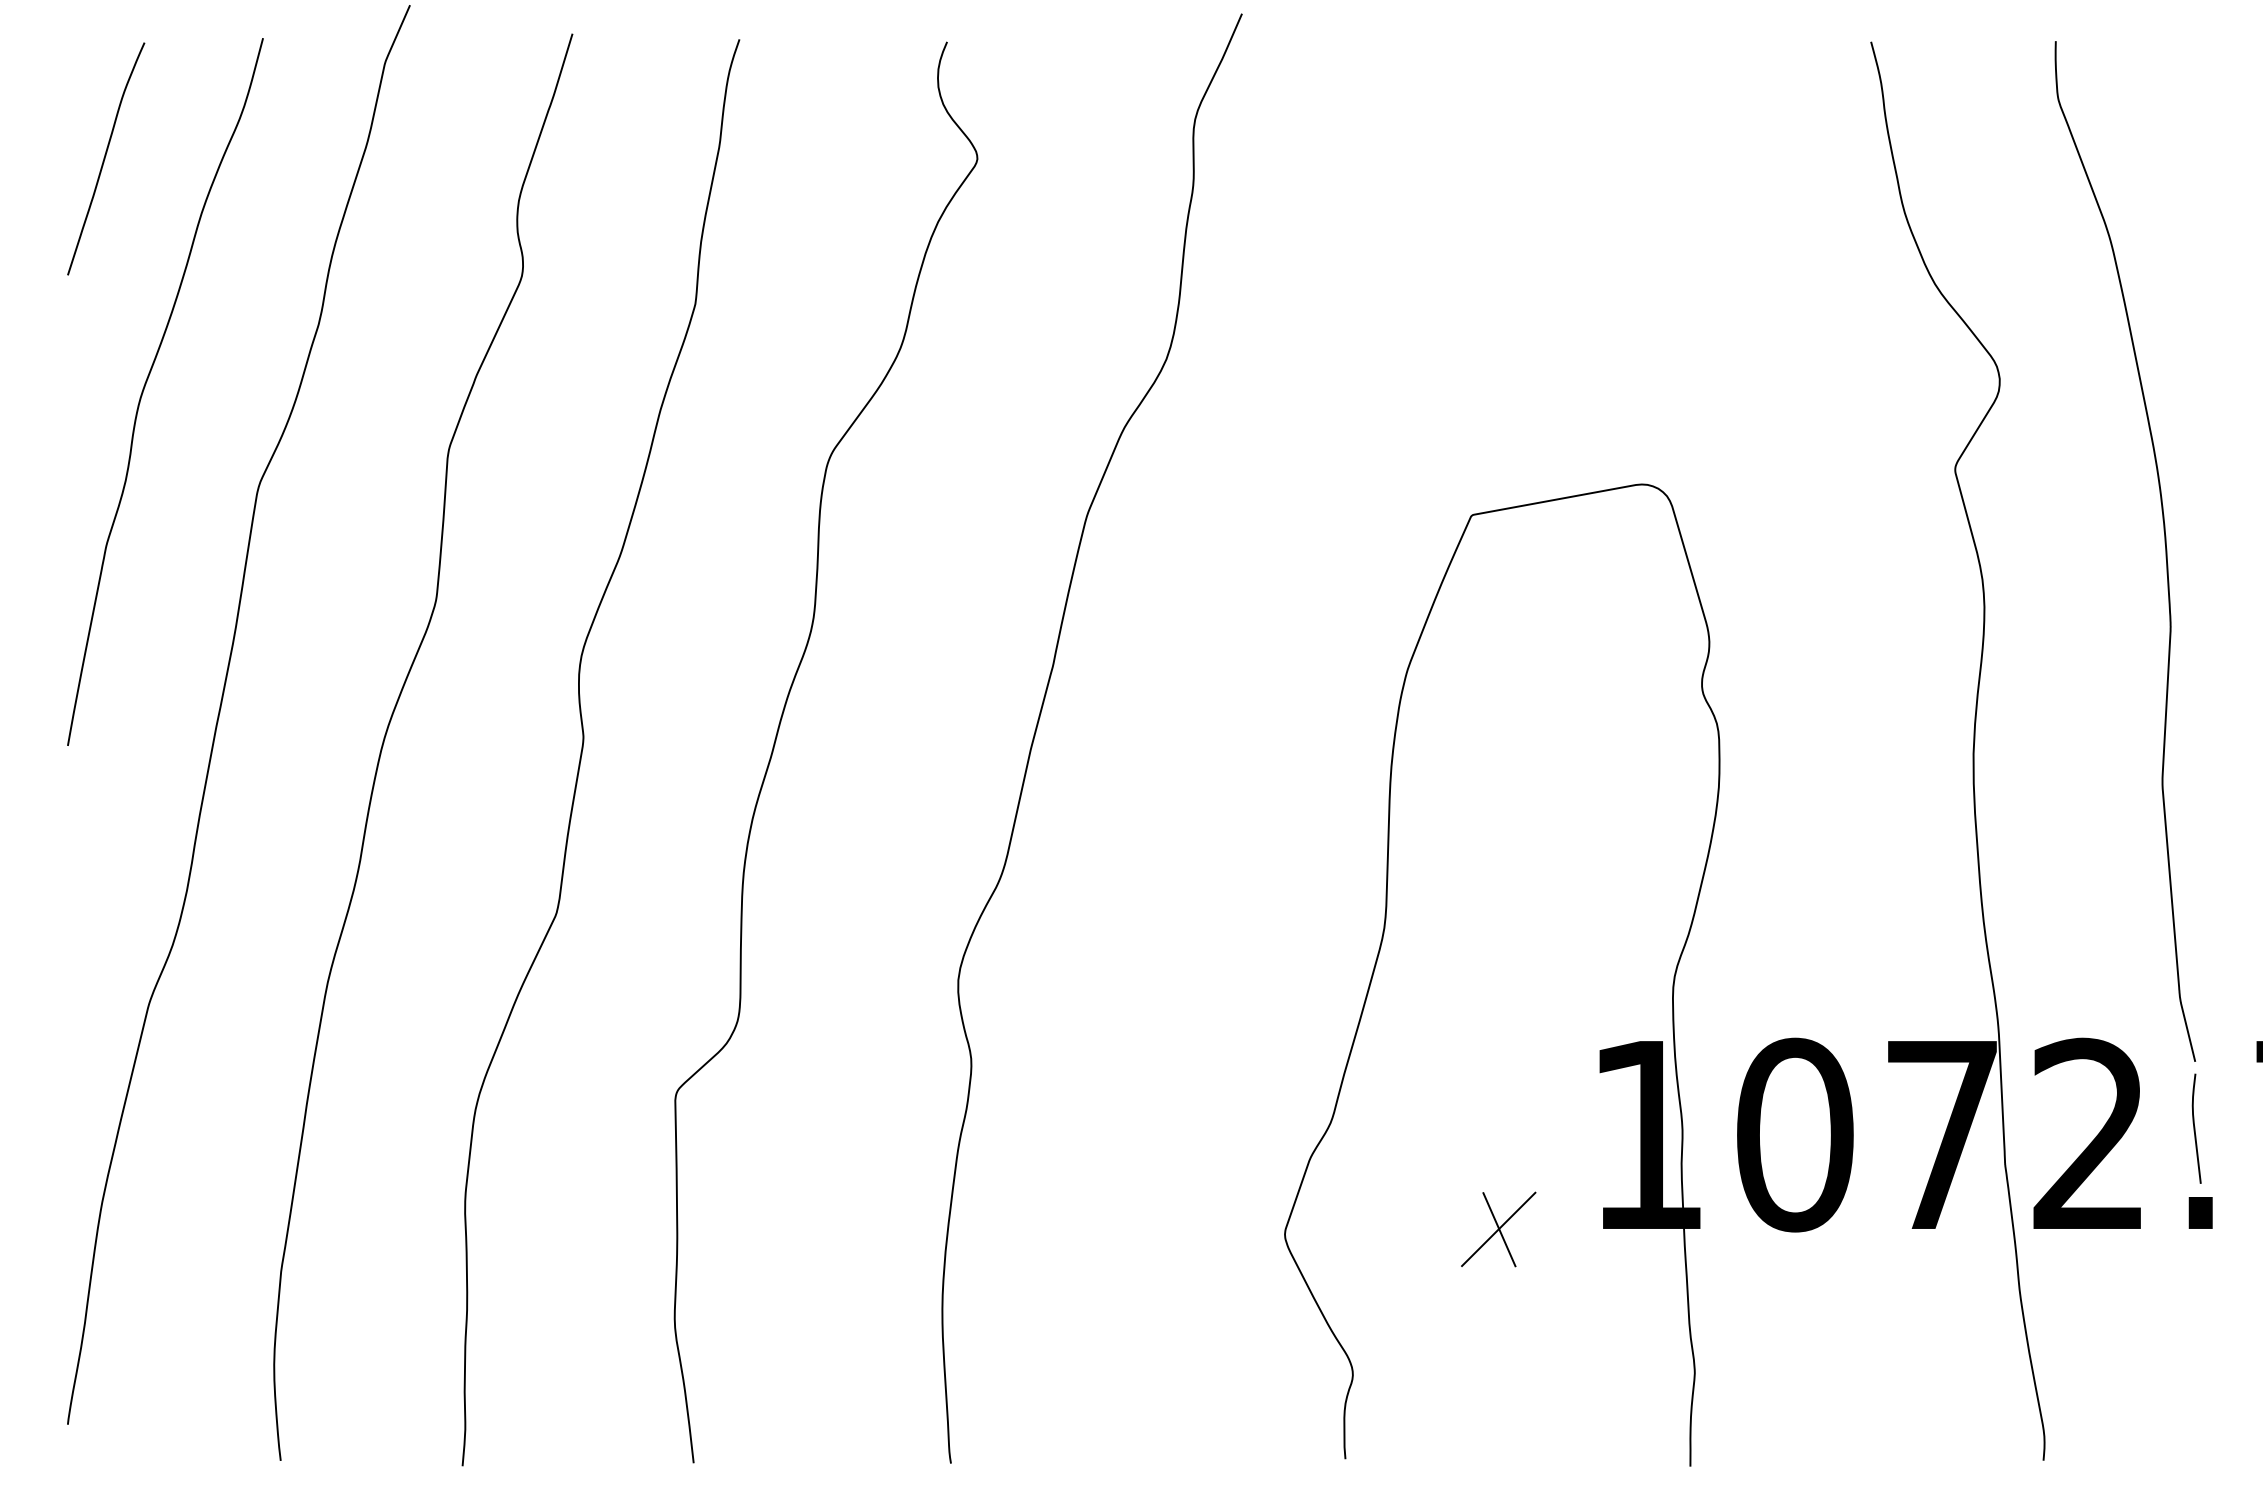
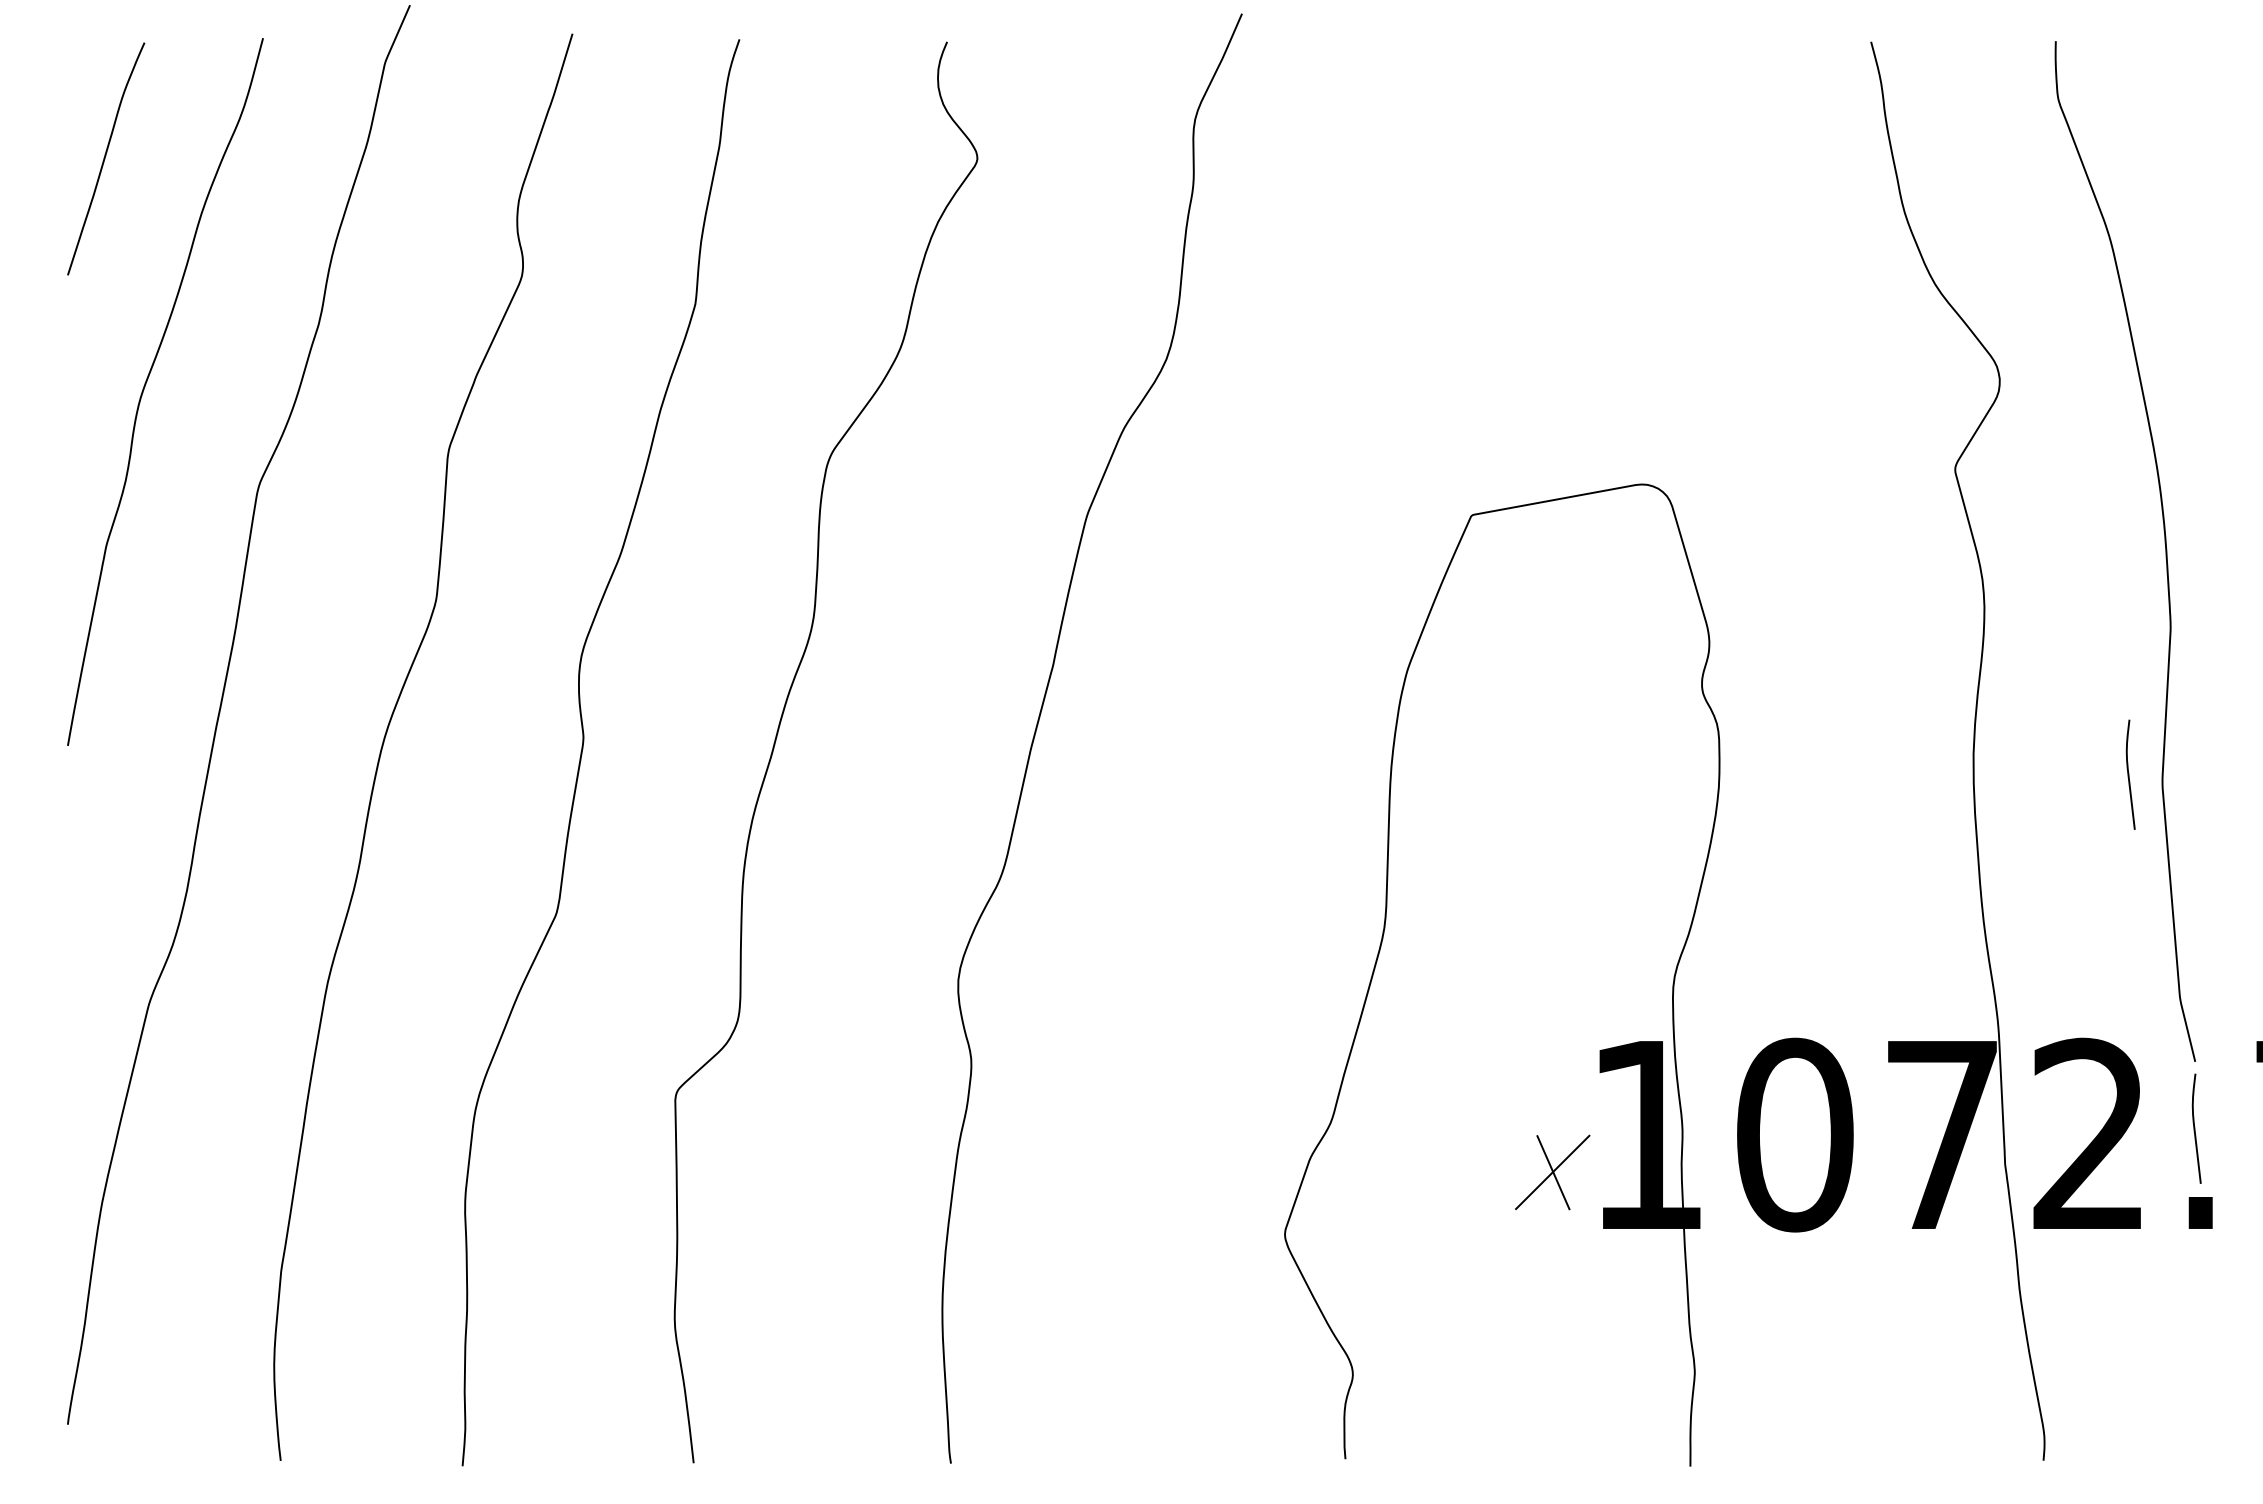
curve: none -> present (2129, 774)
part position: (1498, 1229) -> (1552, 1172) (1552, 1172)
